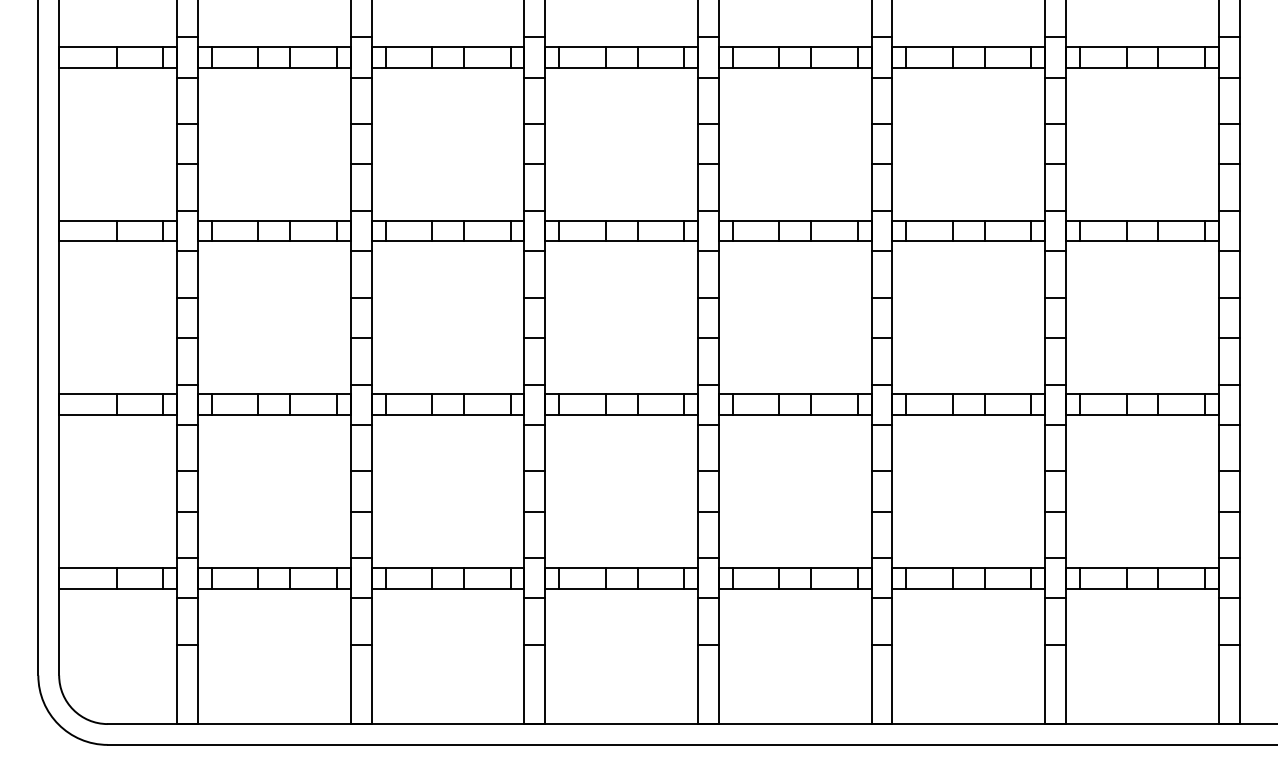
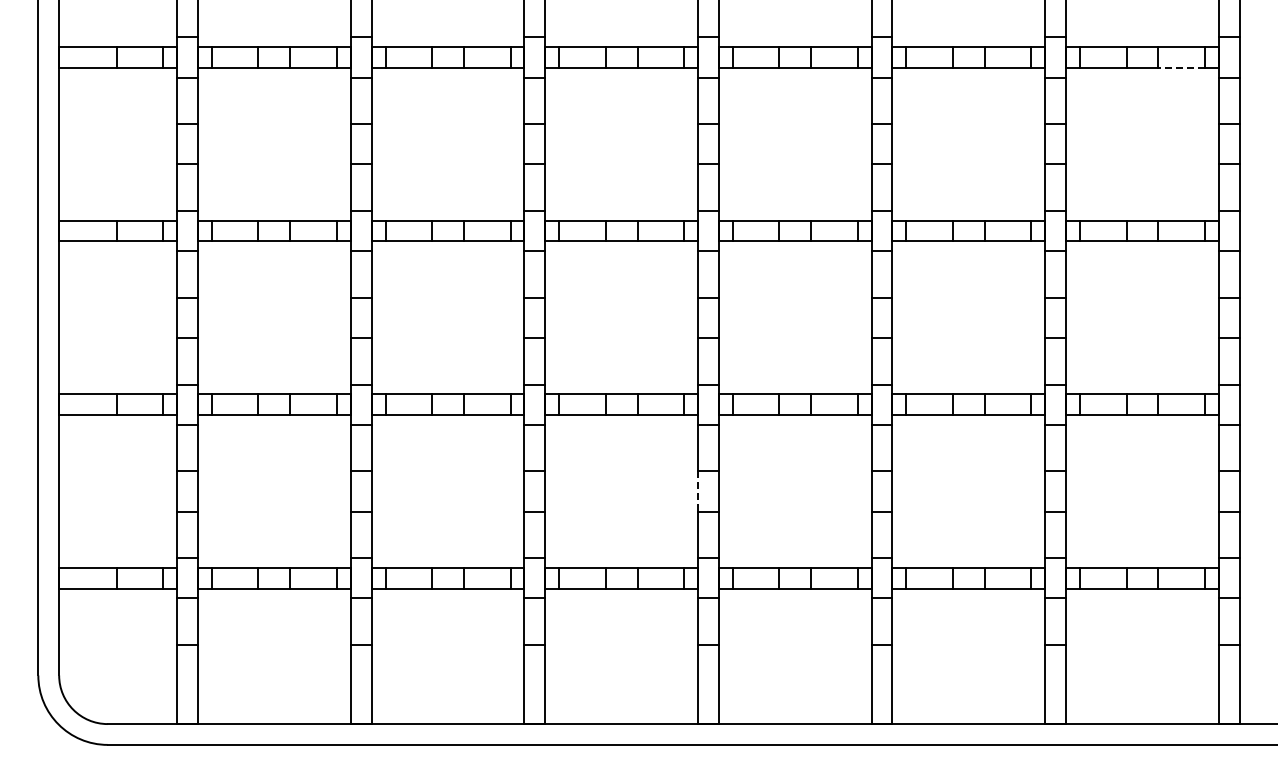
line: solid -> dashed (1181, 67)
line: solid -> dashed (698, 491)
